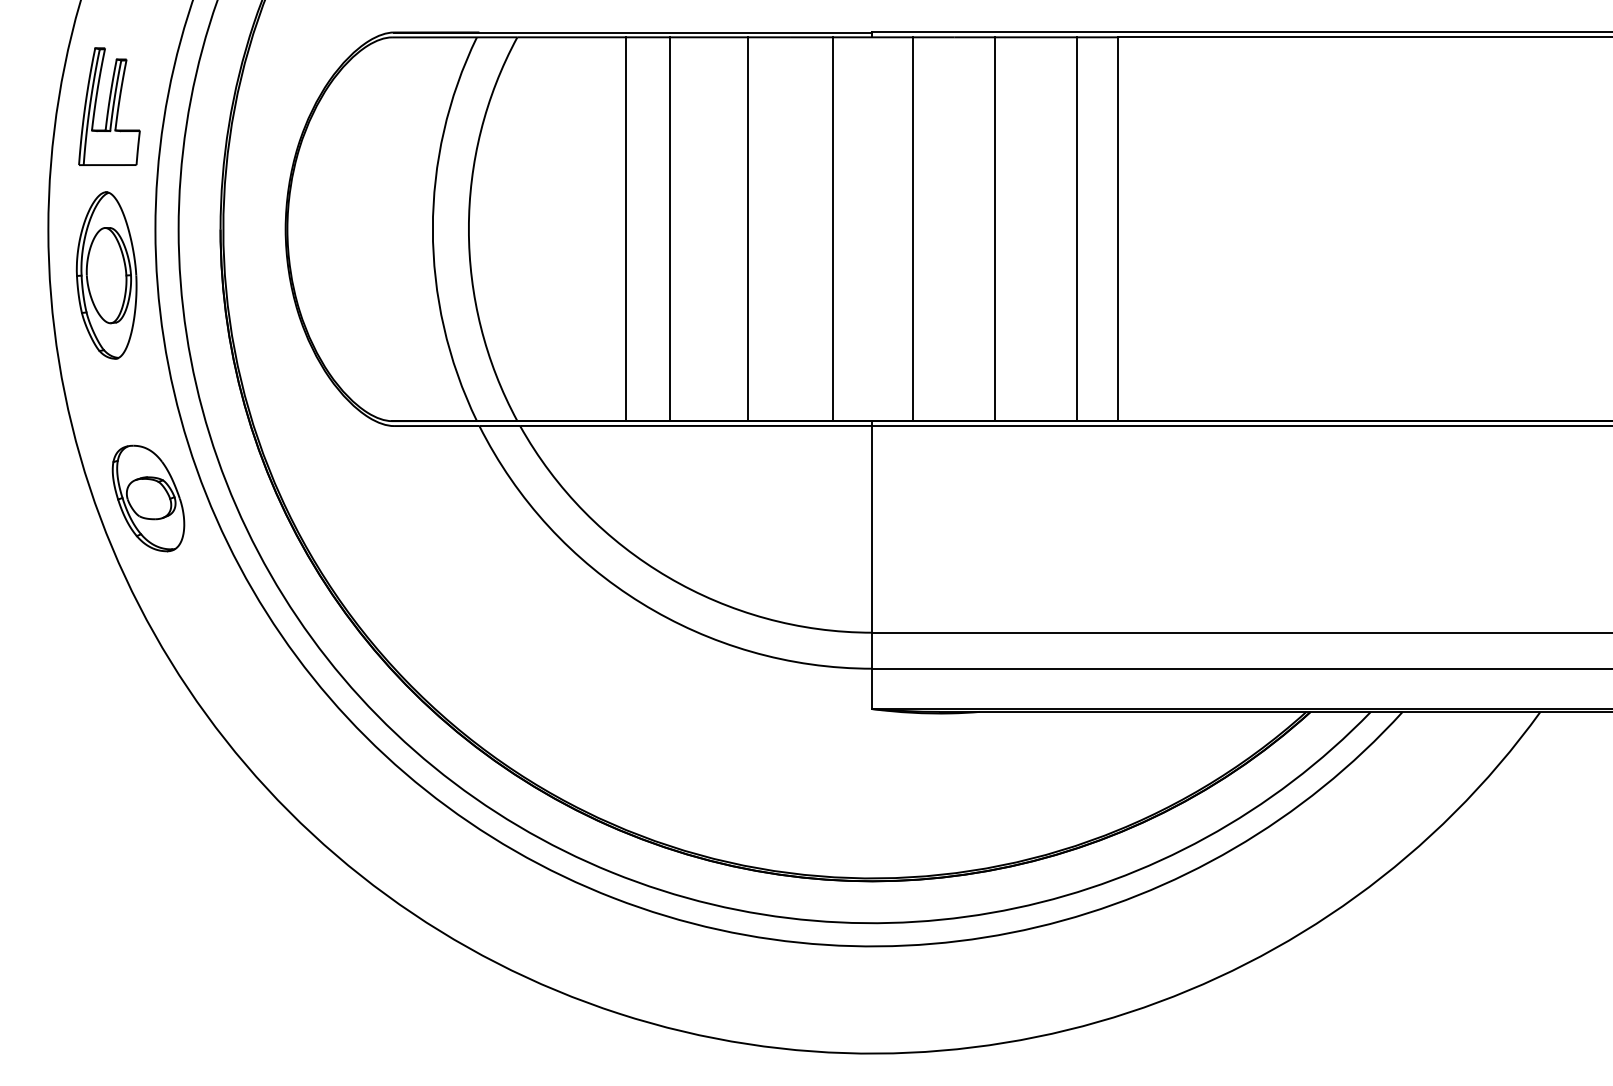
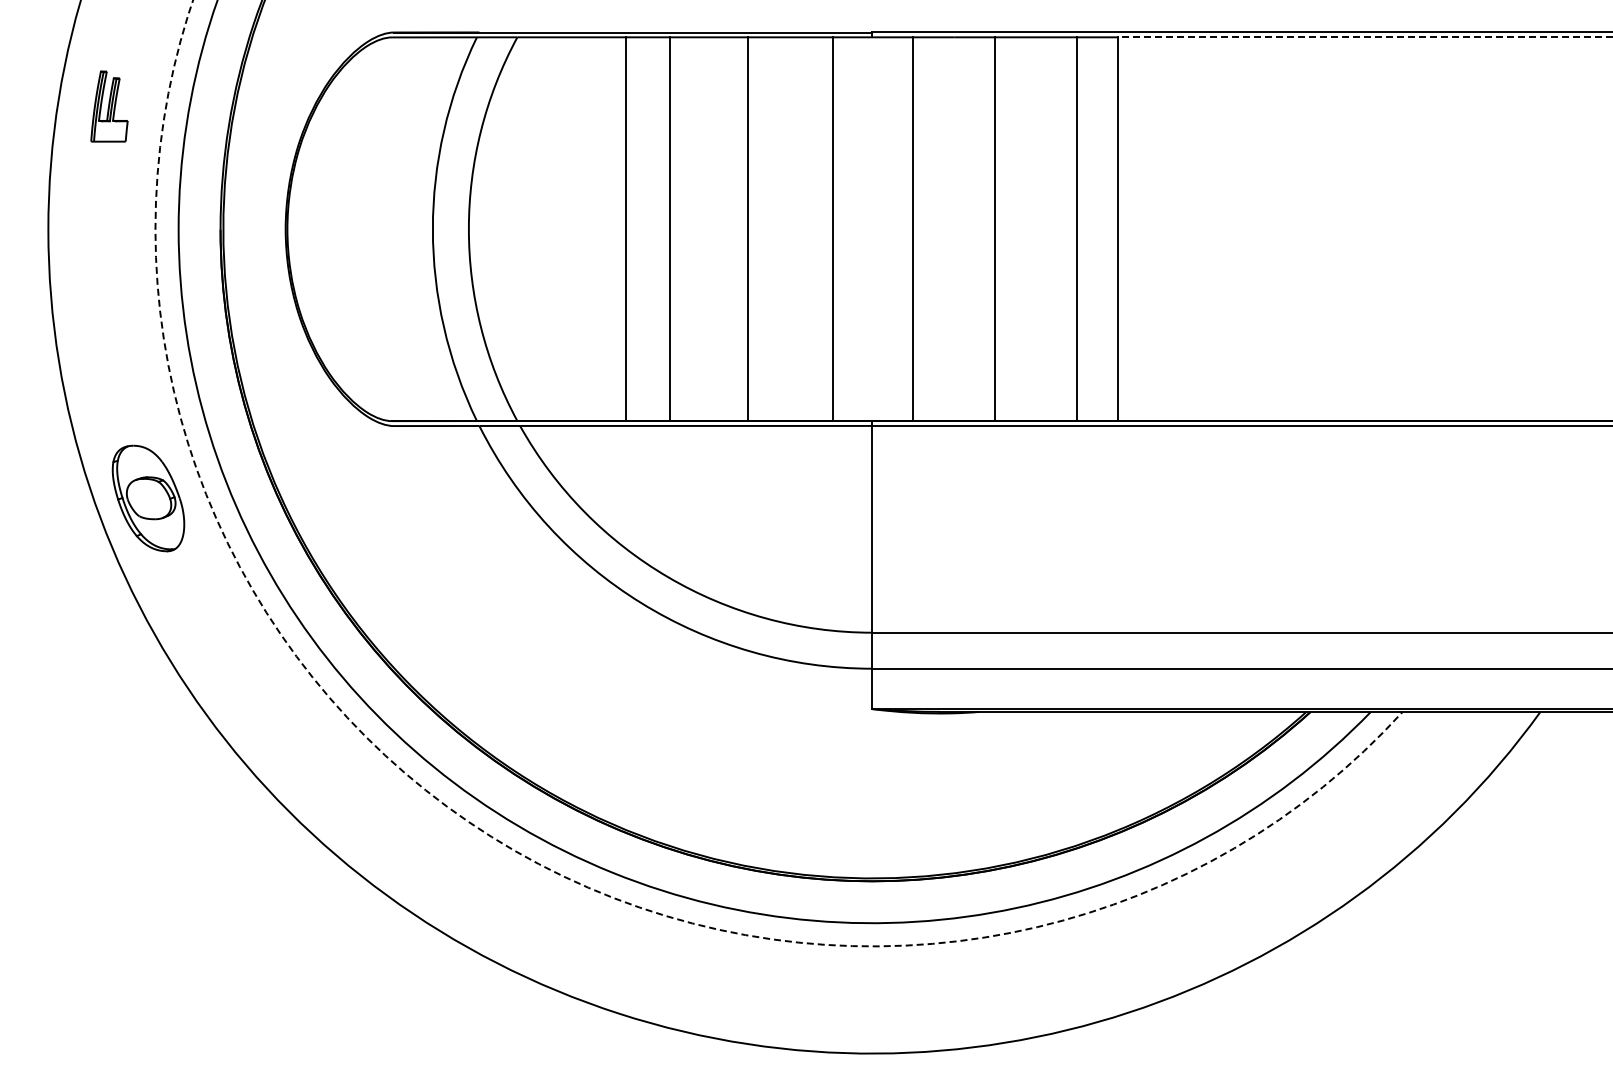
line: solid -> dashed (1364, 37)
part size: 63x119 px -> 39x73 px (109, 106)
part: present -> none (106, 275)
arc: solid -> dashed (509, 847)
